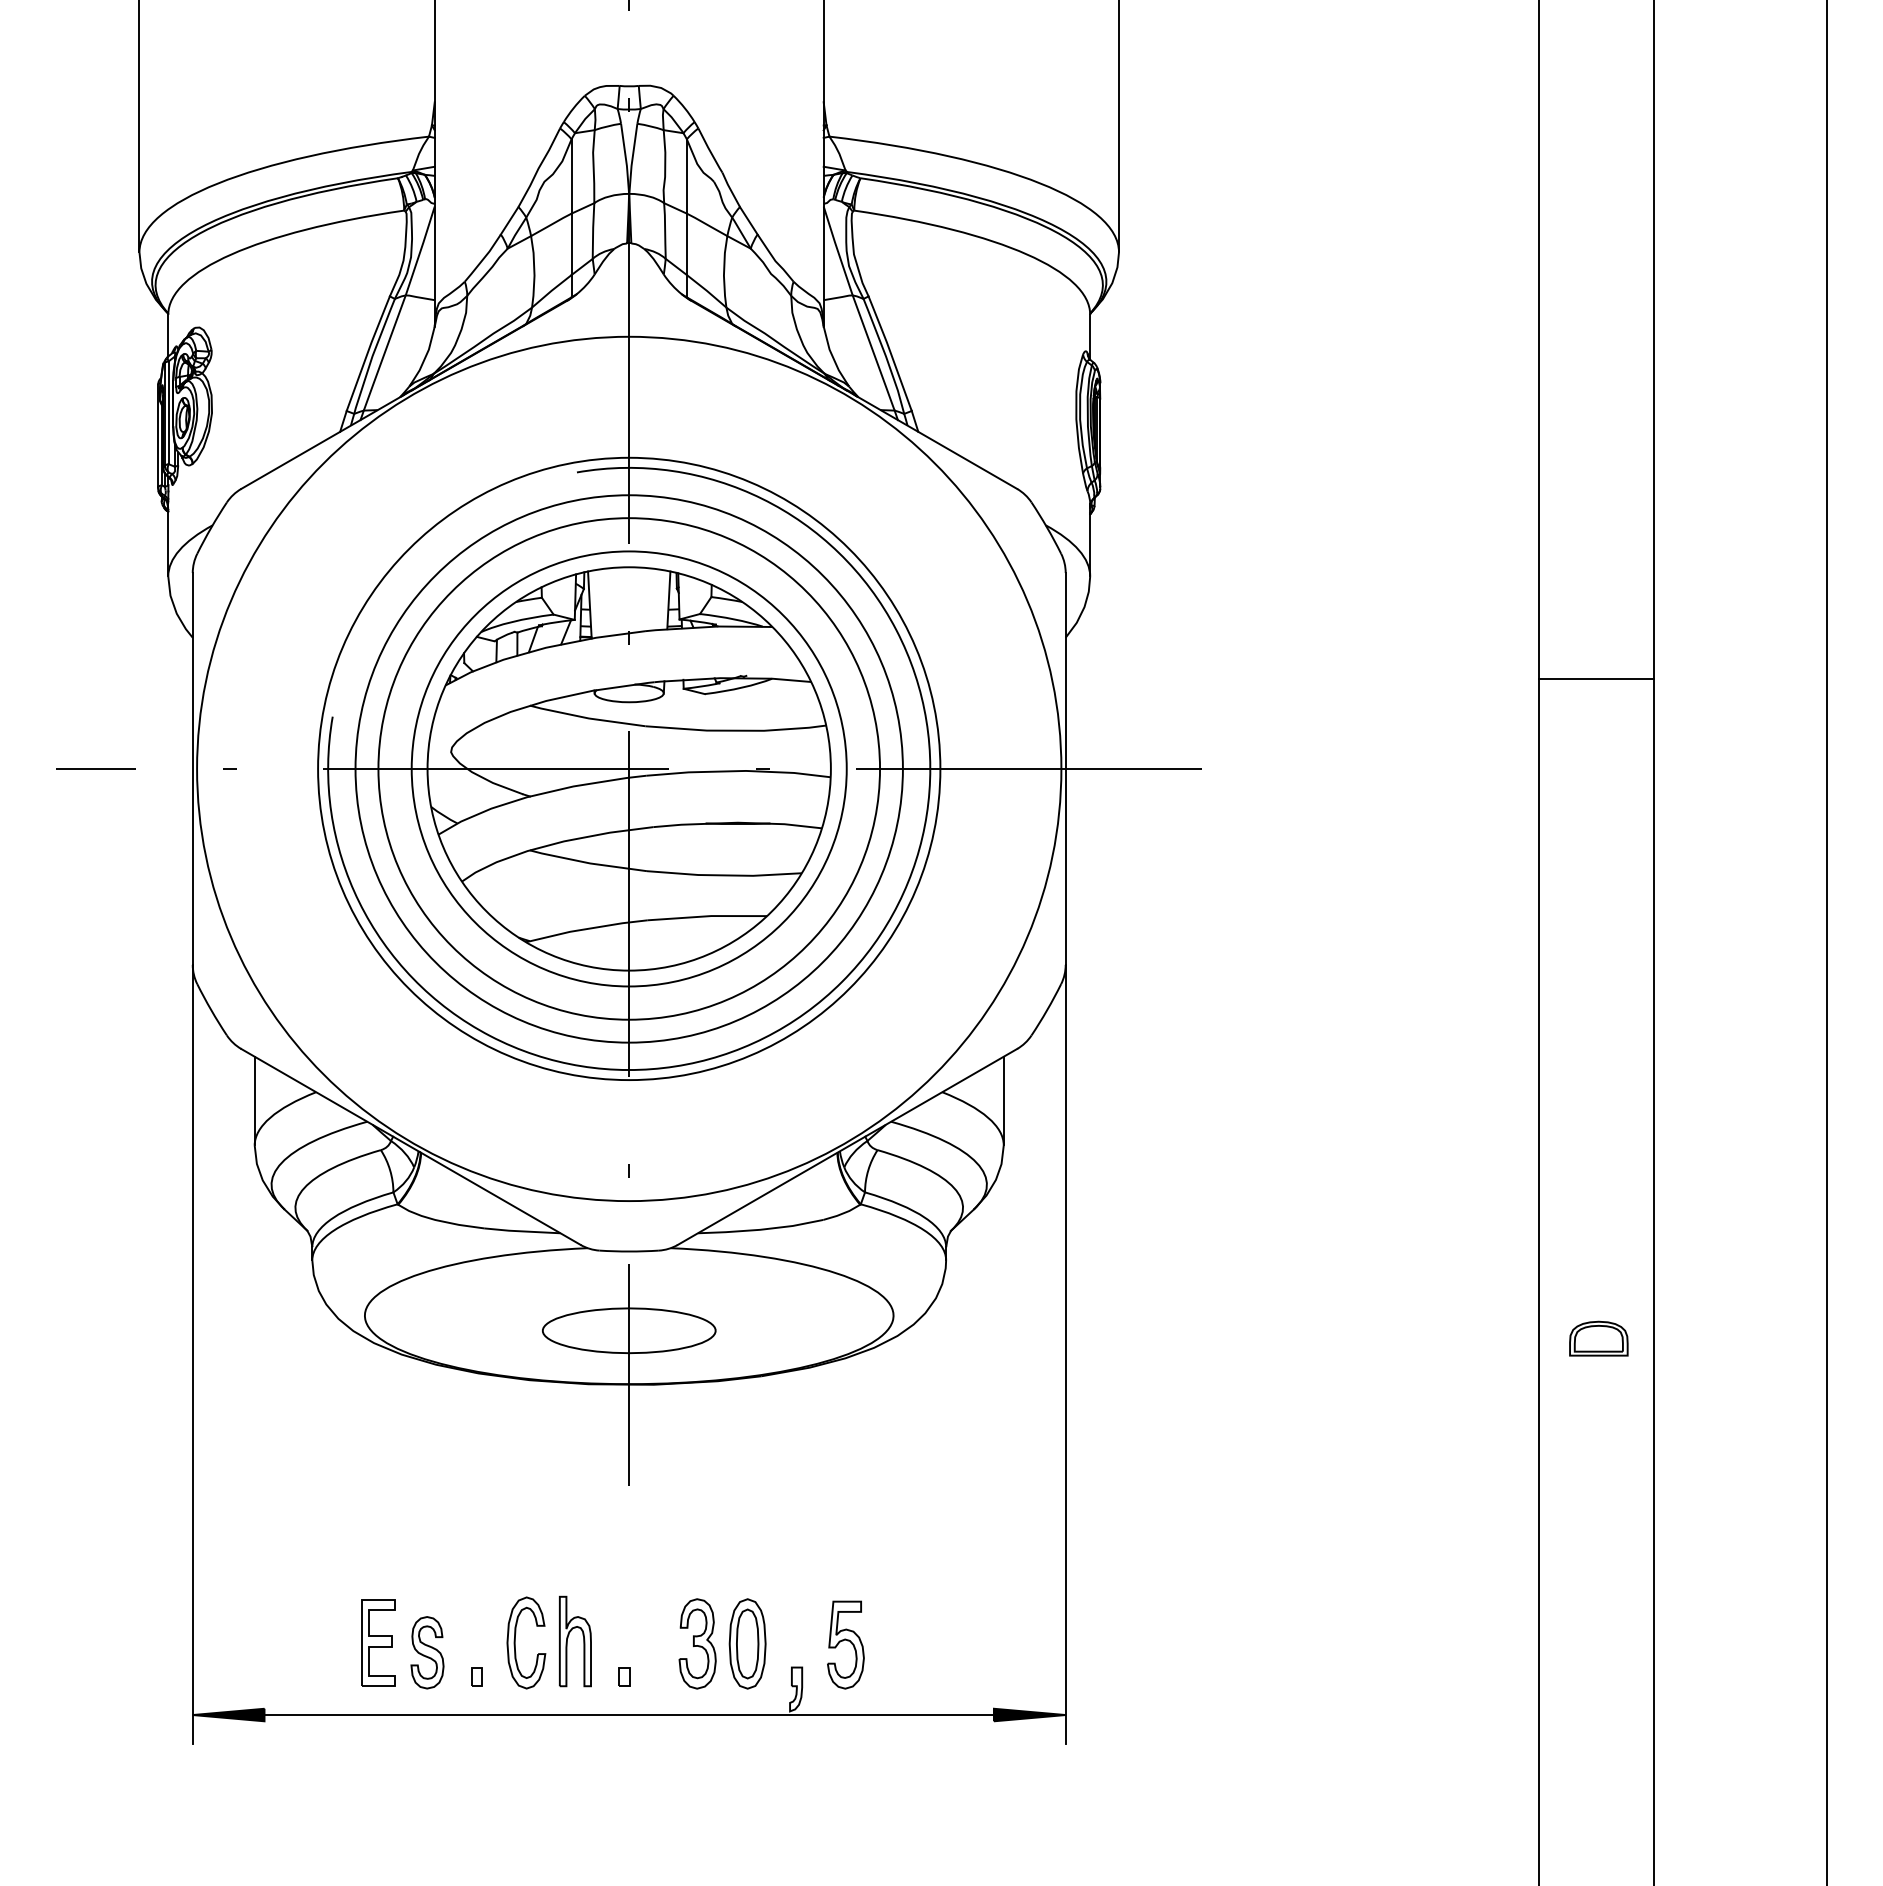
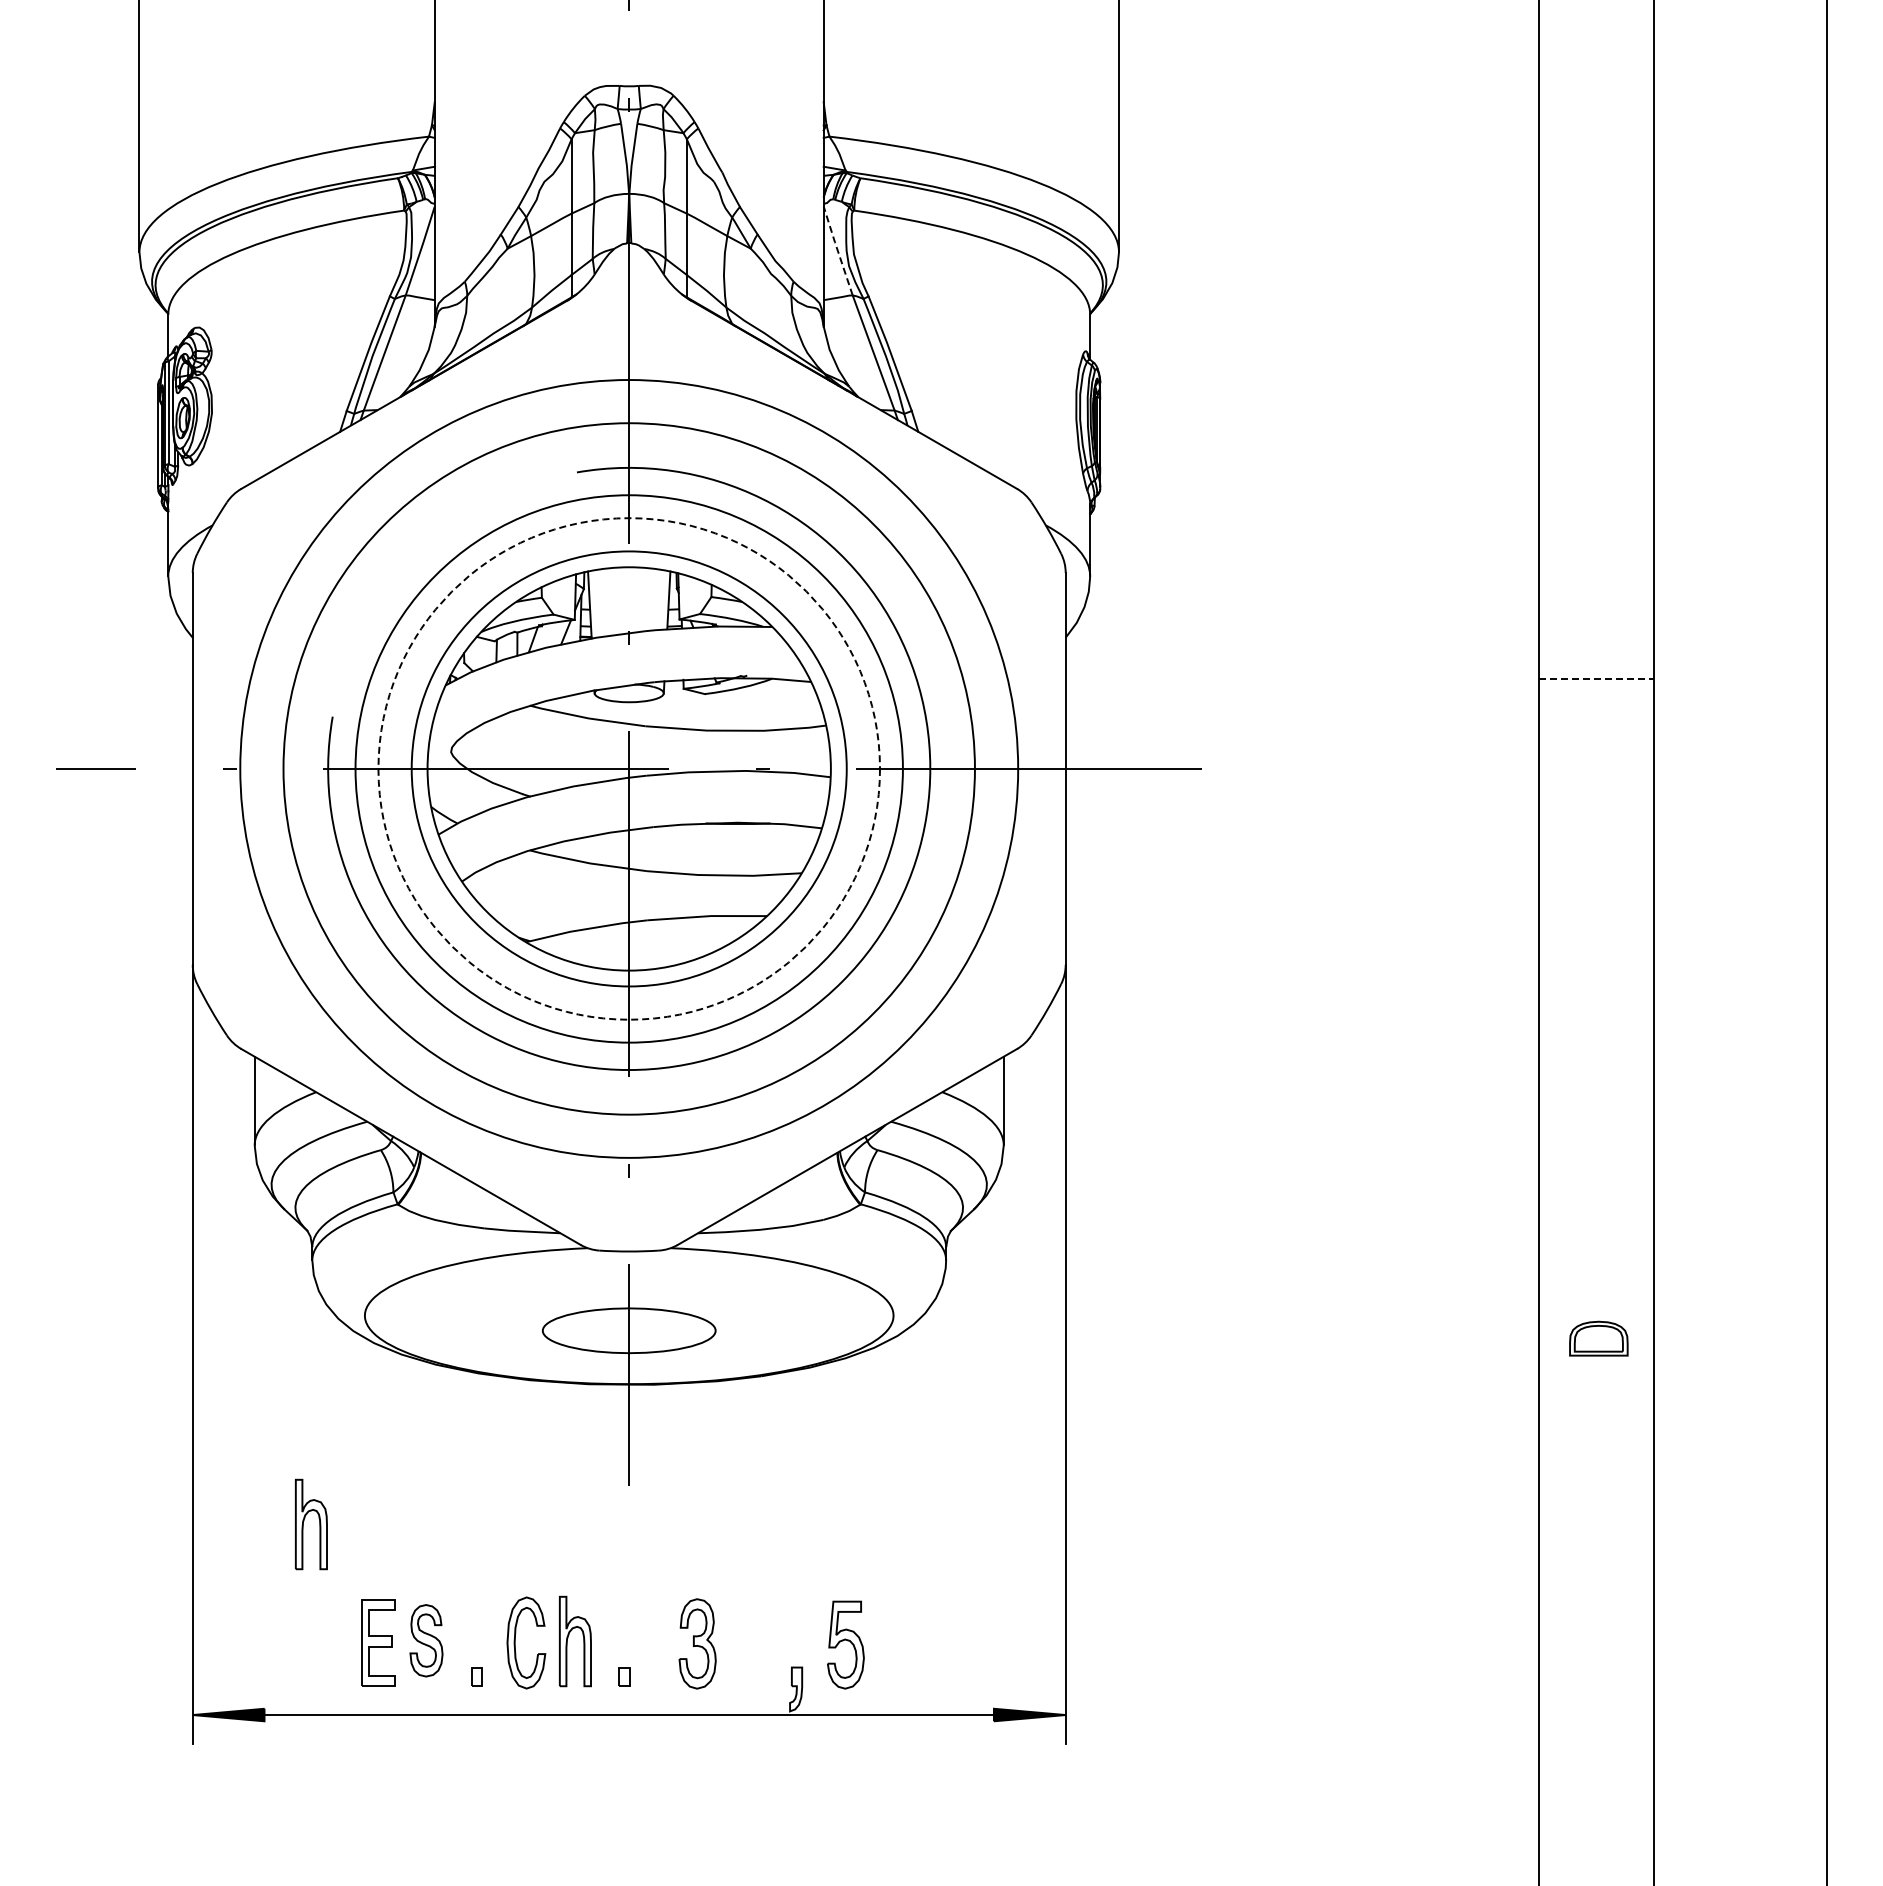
line: solid -> dashed (837, 249)
line: solid -> dashed (1596, 679)
circle diameter: 622 px -> 778 px (629, 768)
circle diameter: 864 px -> 691 px (628, 768)
circle: solid -> dashed (629, 768)
part: none -> present (304, 1521)
part: present -> none (747, 1643)
part position: (427, 1652) -> (426, 1640) (426, 1640)
